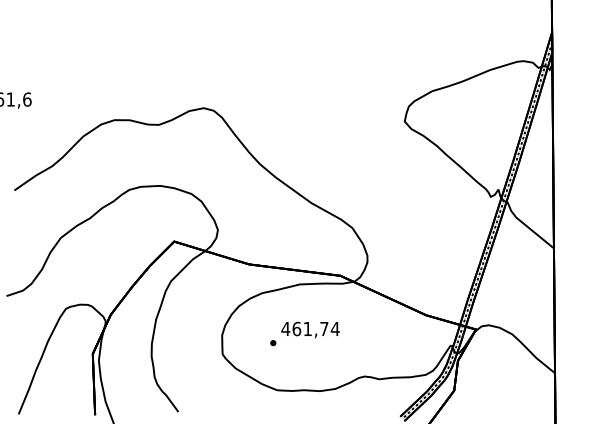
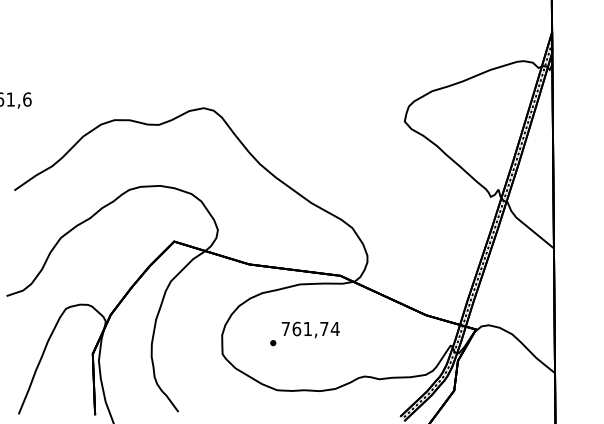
text: 461,74 -> 761,74 (285, 328)
